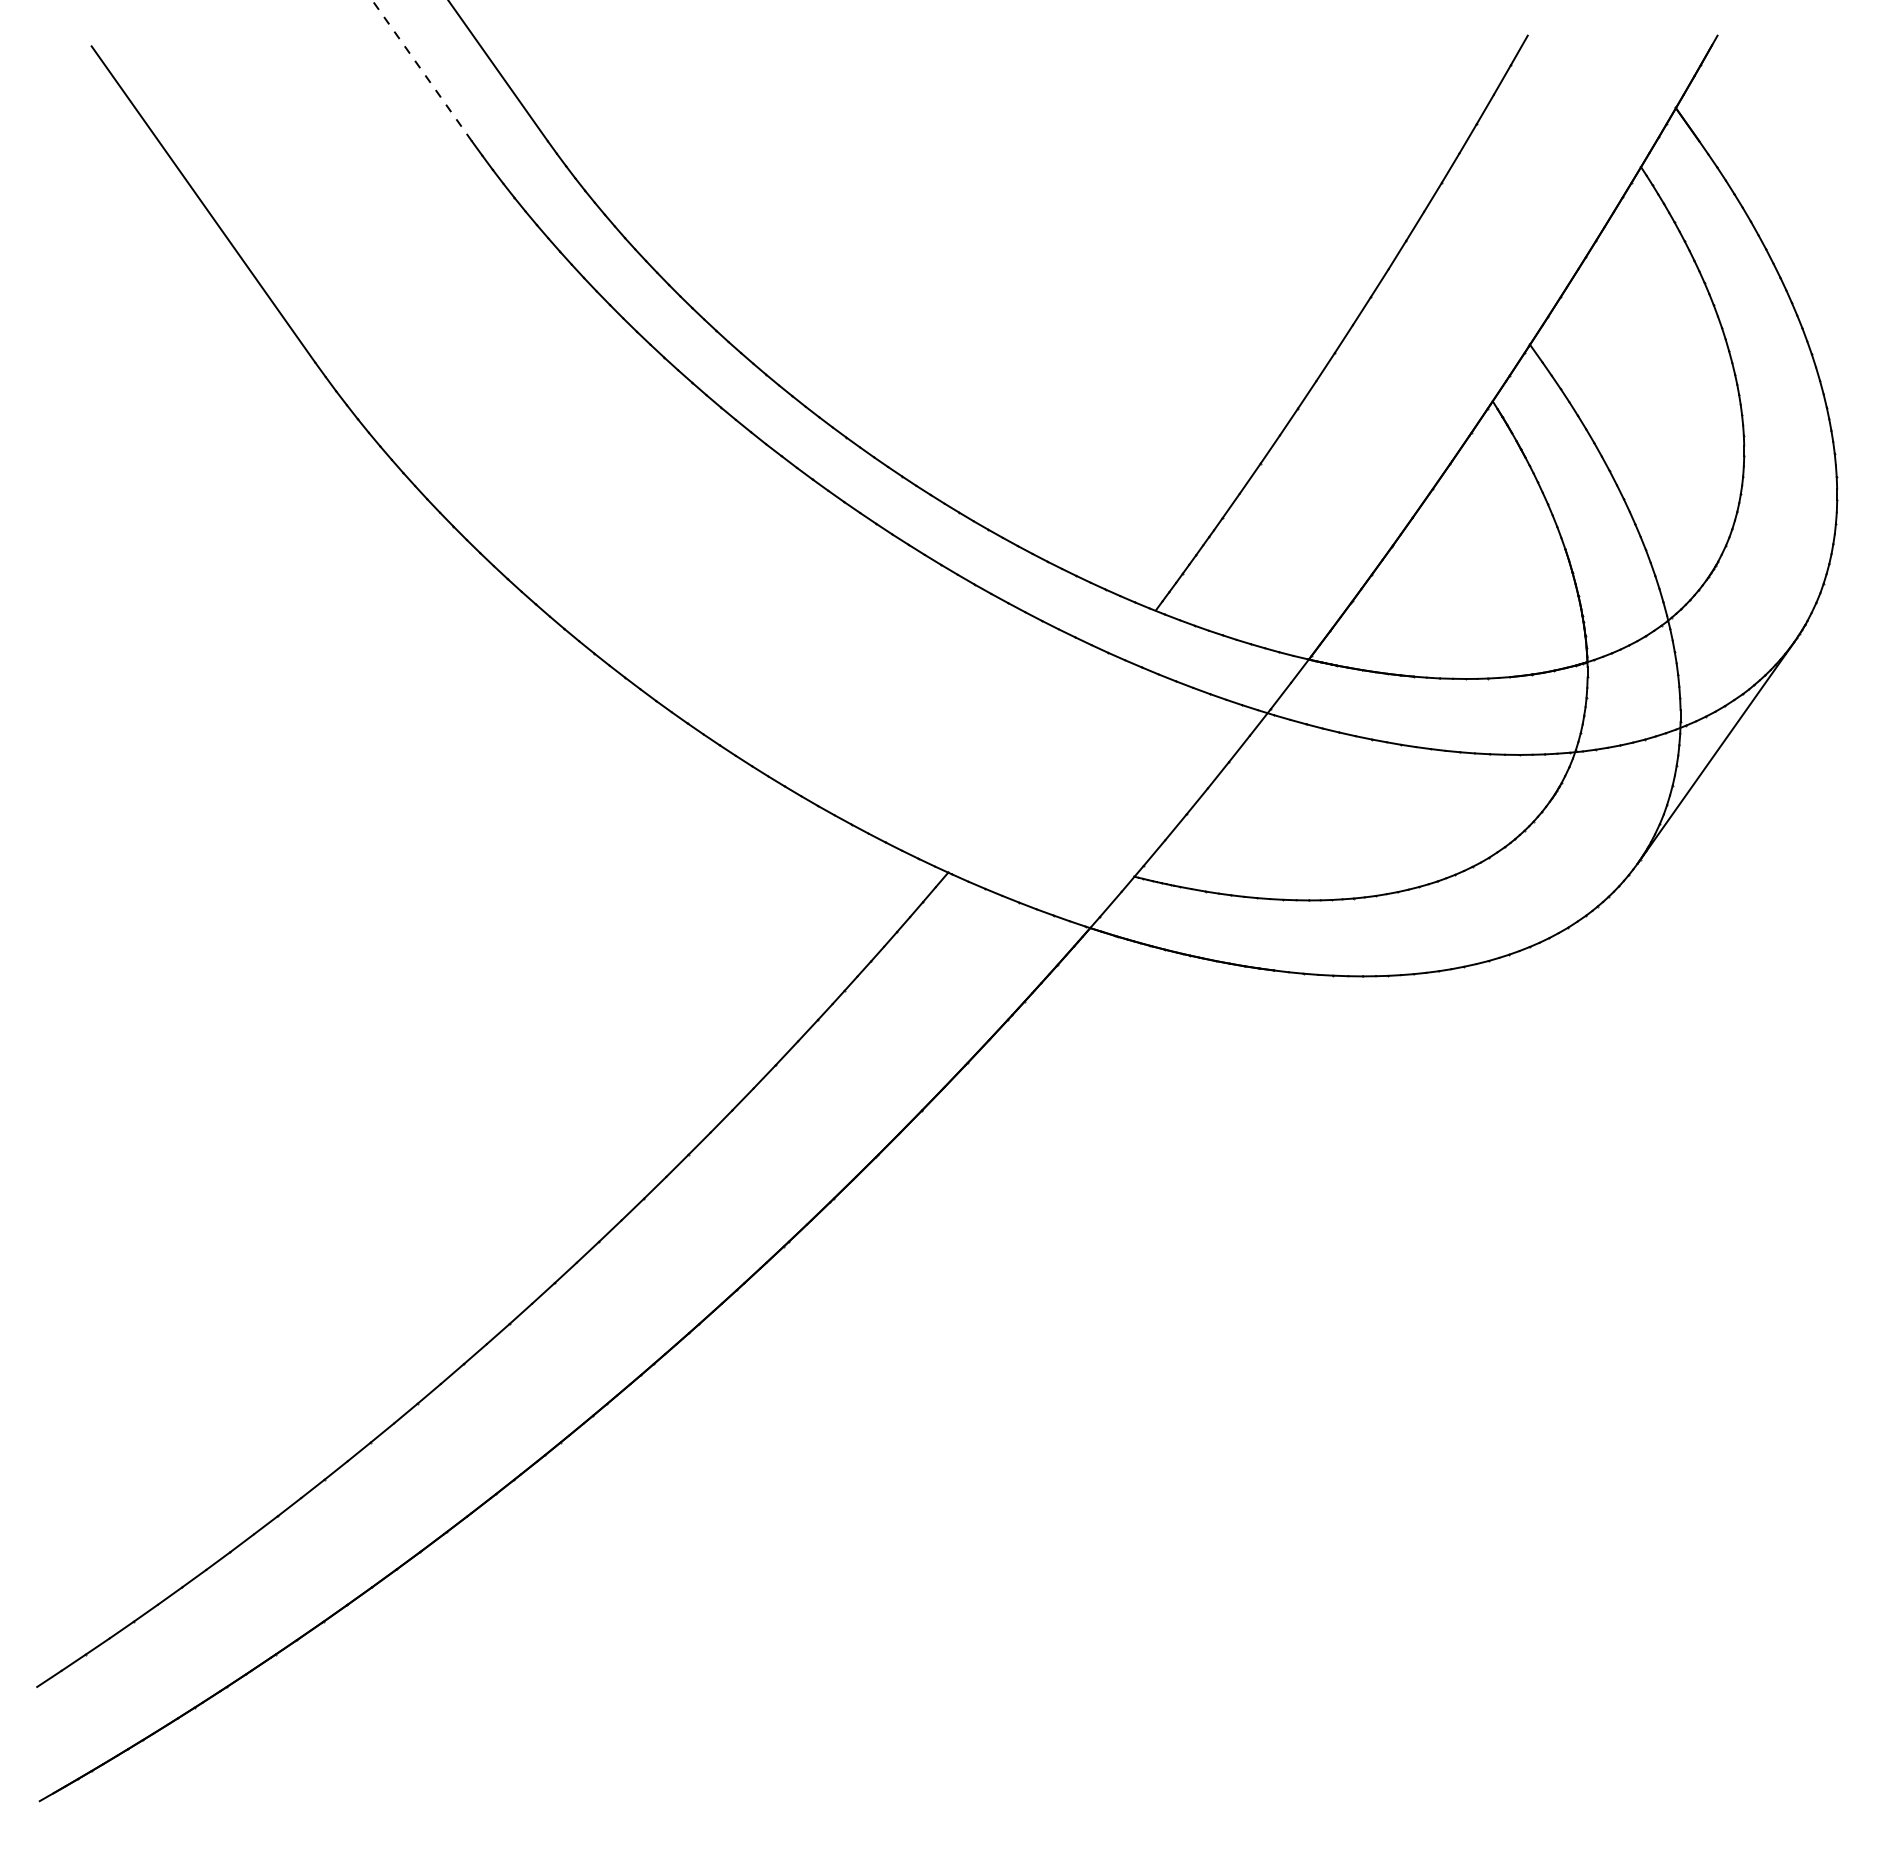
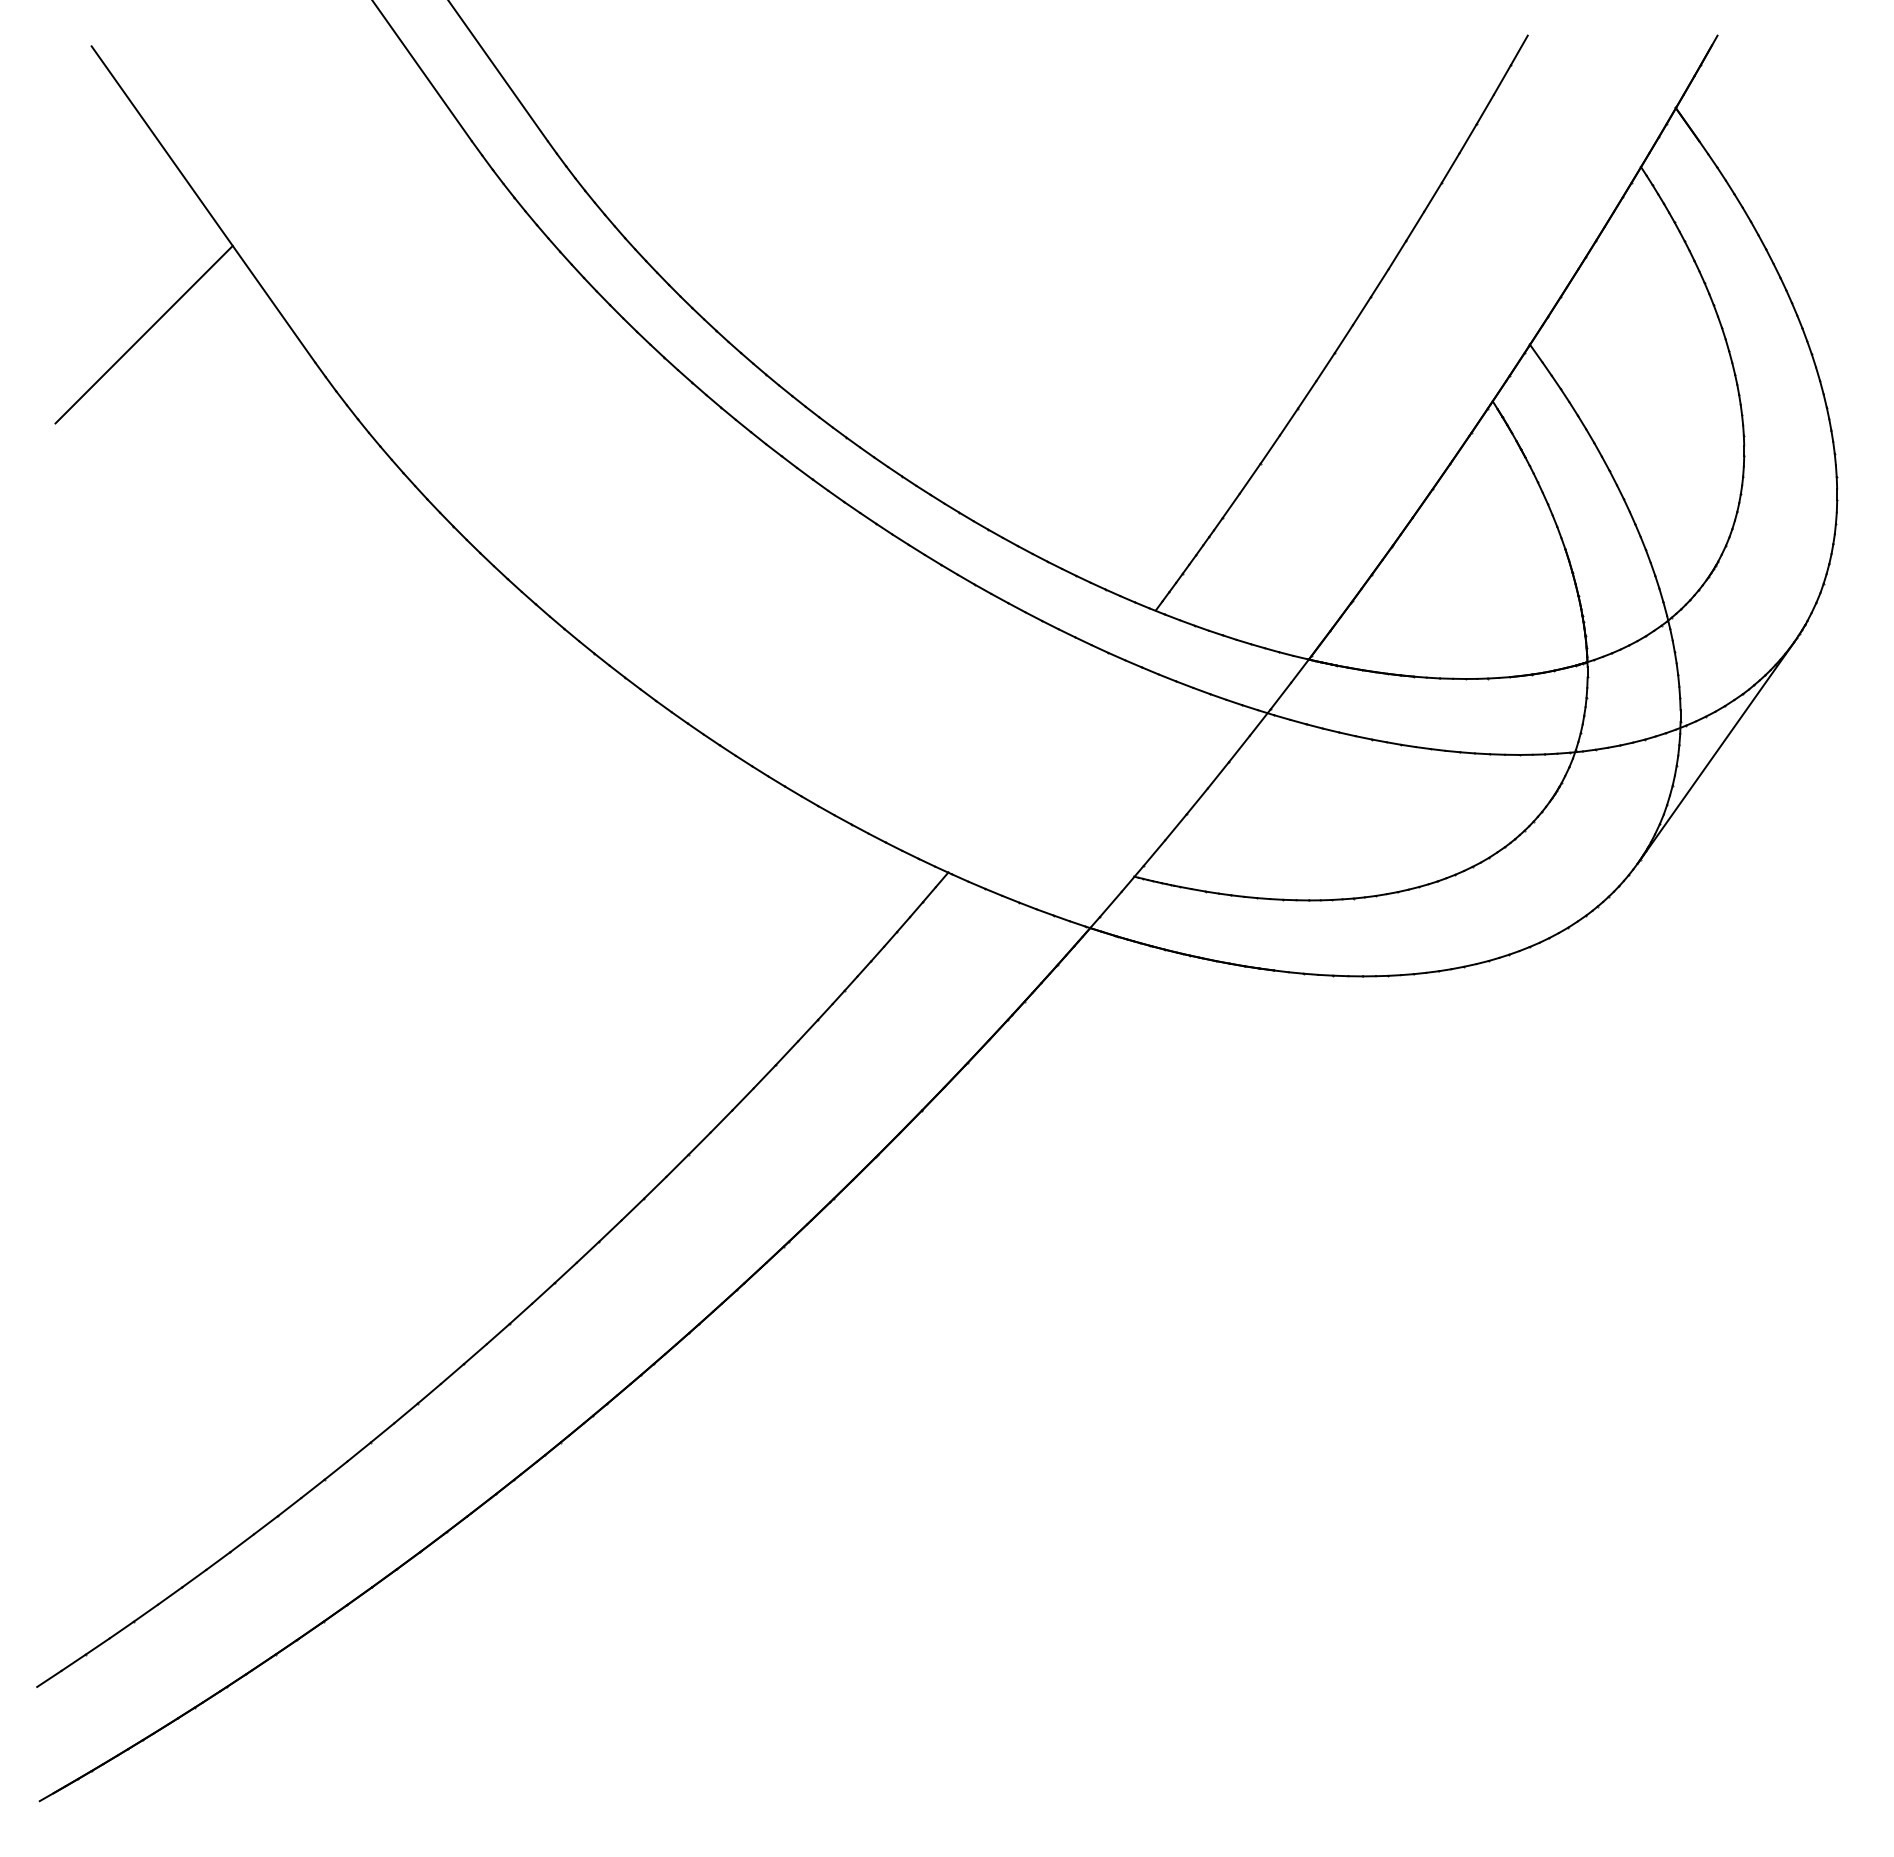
line: dashed -> solid (421, 70)
line: none -> present (143, 334)
